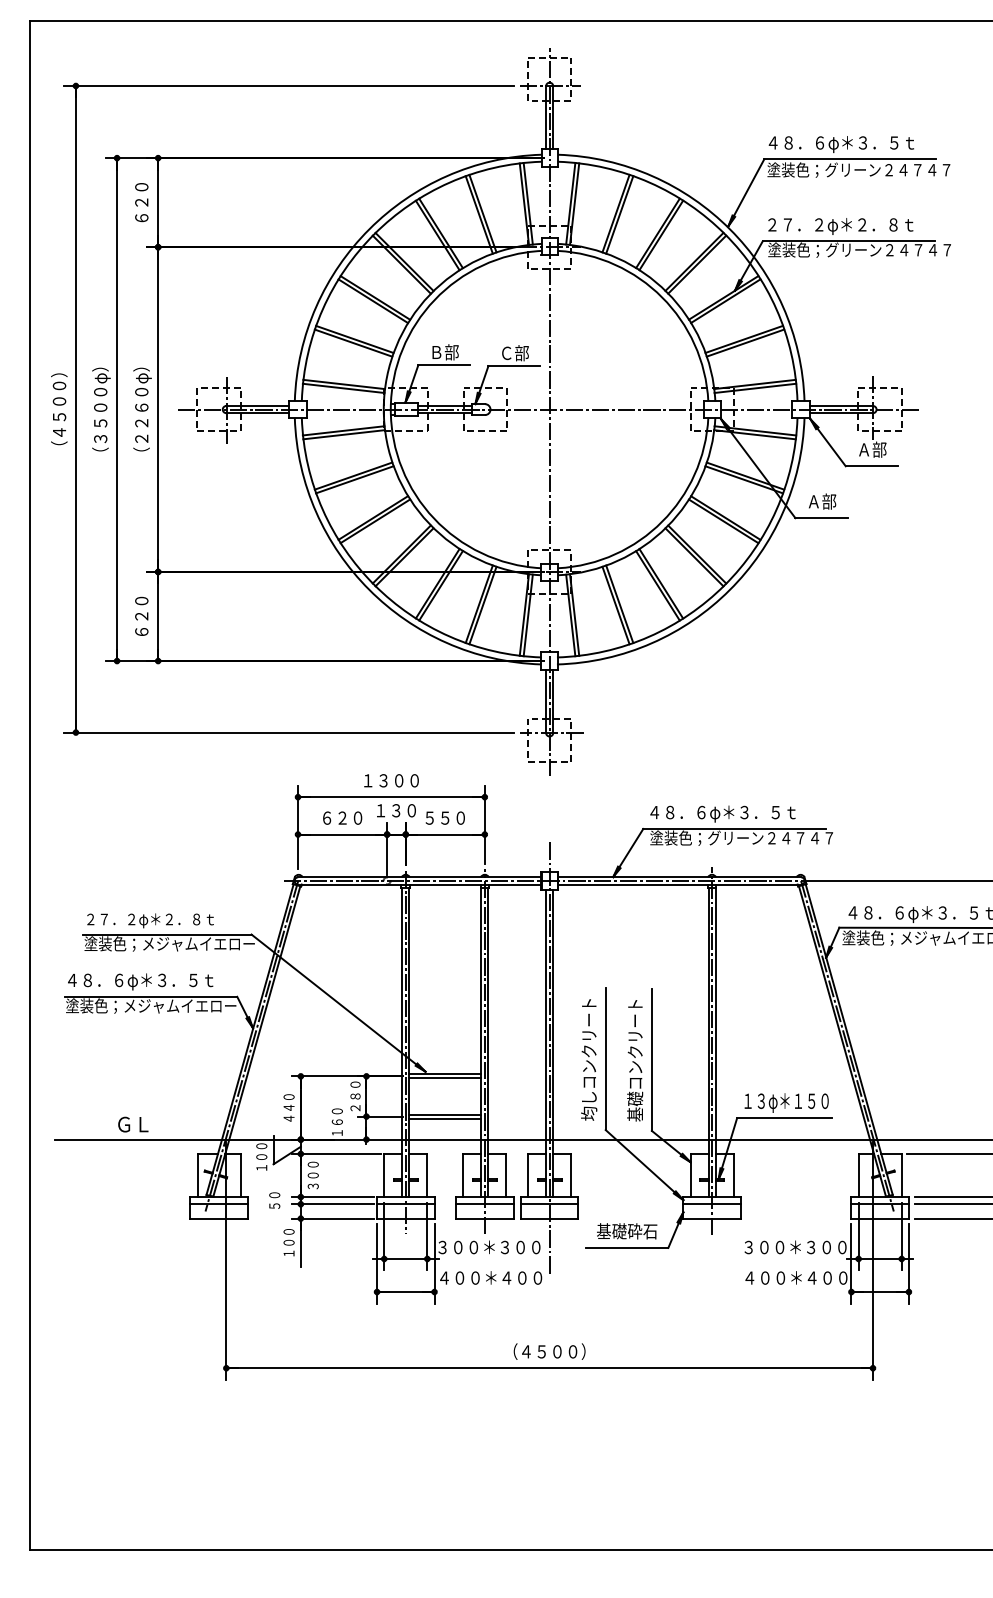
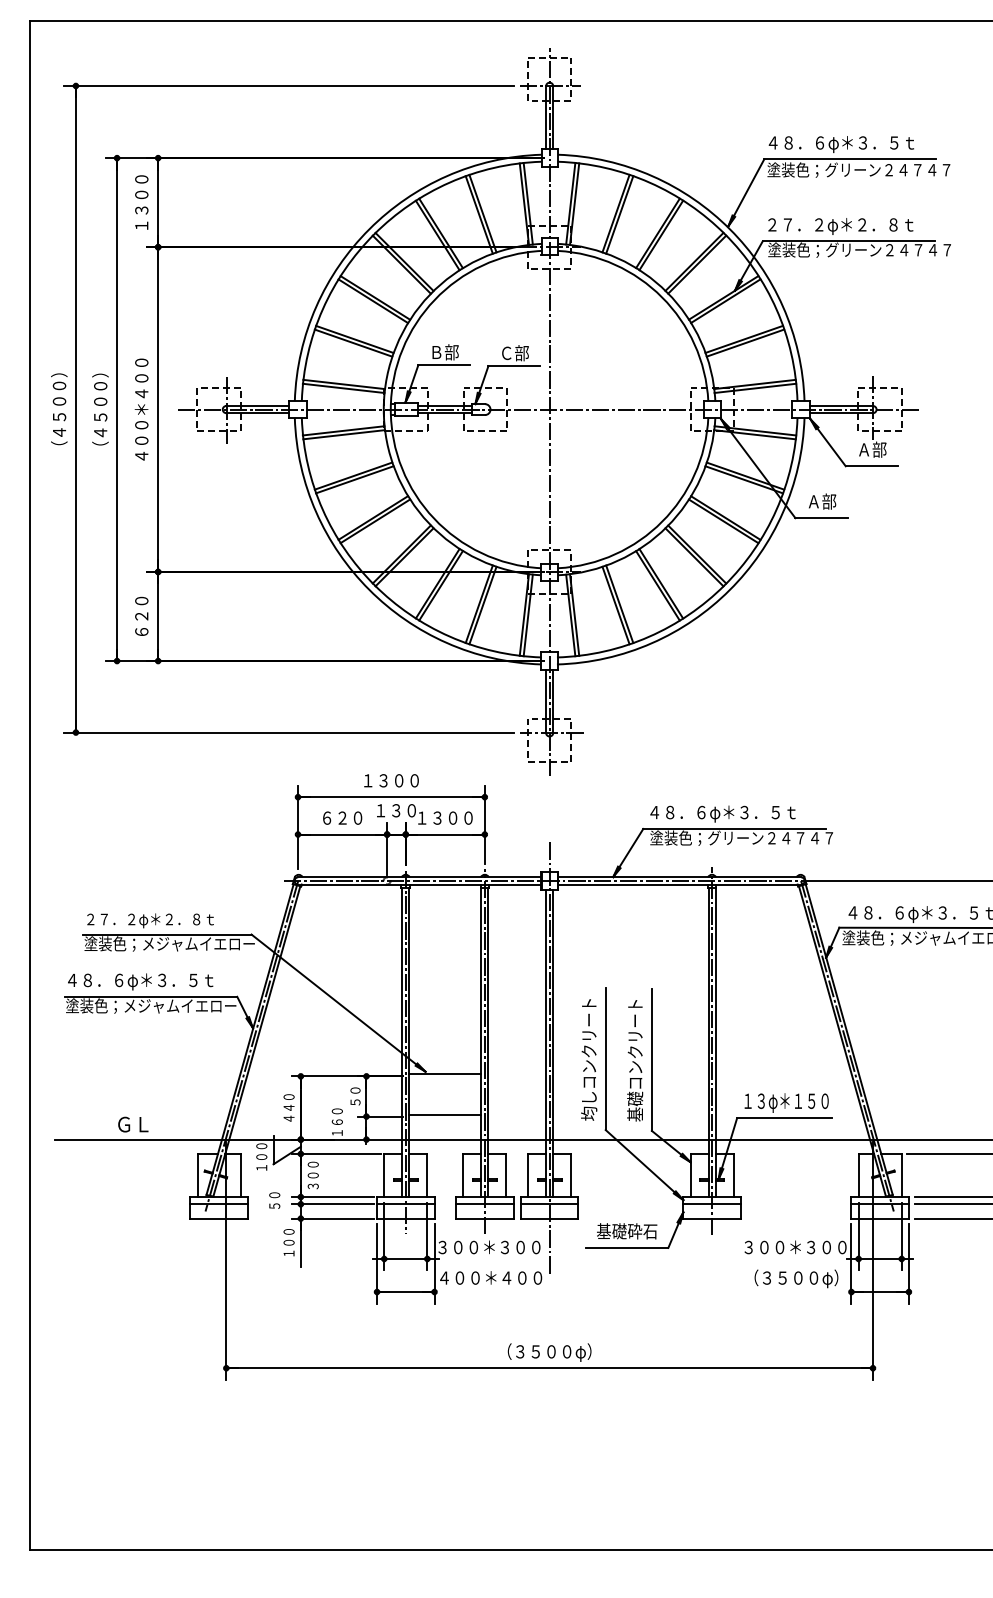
text: ６２０ -> １３００ (141, 202)
text: （３５００φ） -> （４５００） (101, 409)
text: （２２６０φ） -> ４００＊４００ (142, 409)
text: ５５０ -> １３００ (445, 817)
line: present -> none (445, 1078)
text: ２８０ -> ５０ (355, 1096)
line: present -> none (445, 1118)
text: ４００＊４００ -> （３５００φ） (796, 1278)
text: （４５００） -> （３５００φ） (549, 1352)
